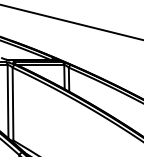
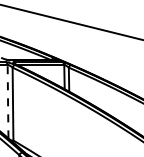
line: solid -> dashed (8, 101)
